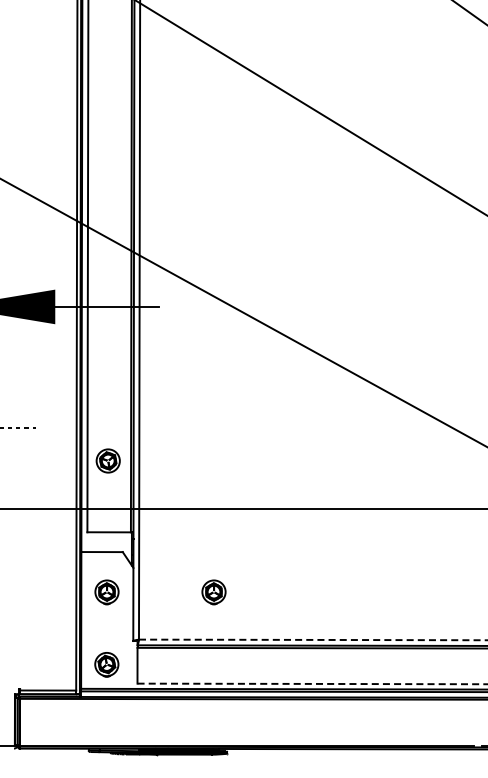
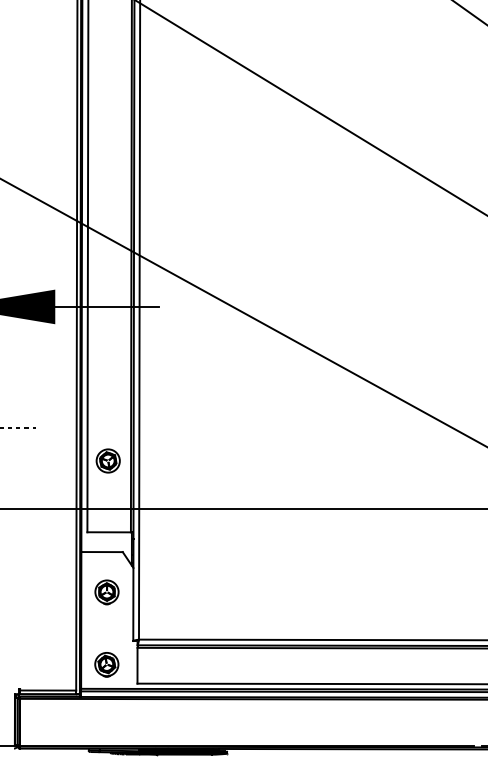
part: present -> none (213, 592)
line: dashed -> solid (313, 639)
line: dashed -> solid (312, 683)
